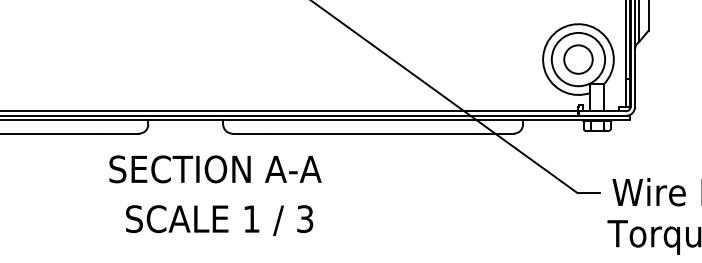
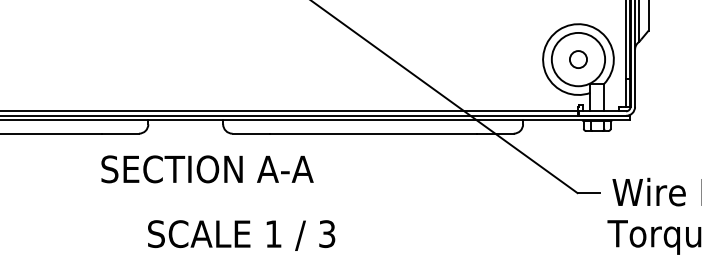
circle diameter: 28 px -> 17 px (578, 59)
text position: (215, 169) -> (207, 169) (207, 169)
text position: (219, 220) -> (241, 235) (241, 235)
